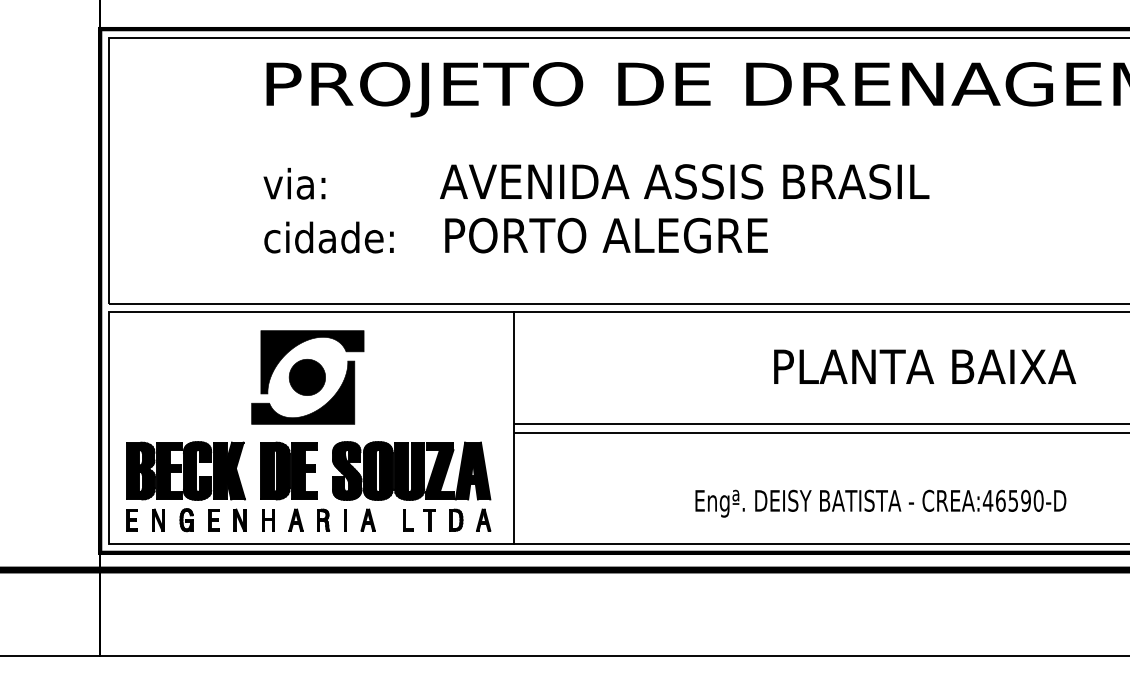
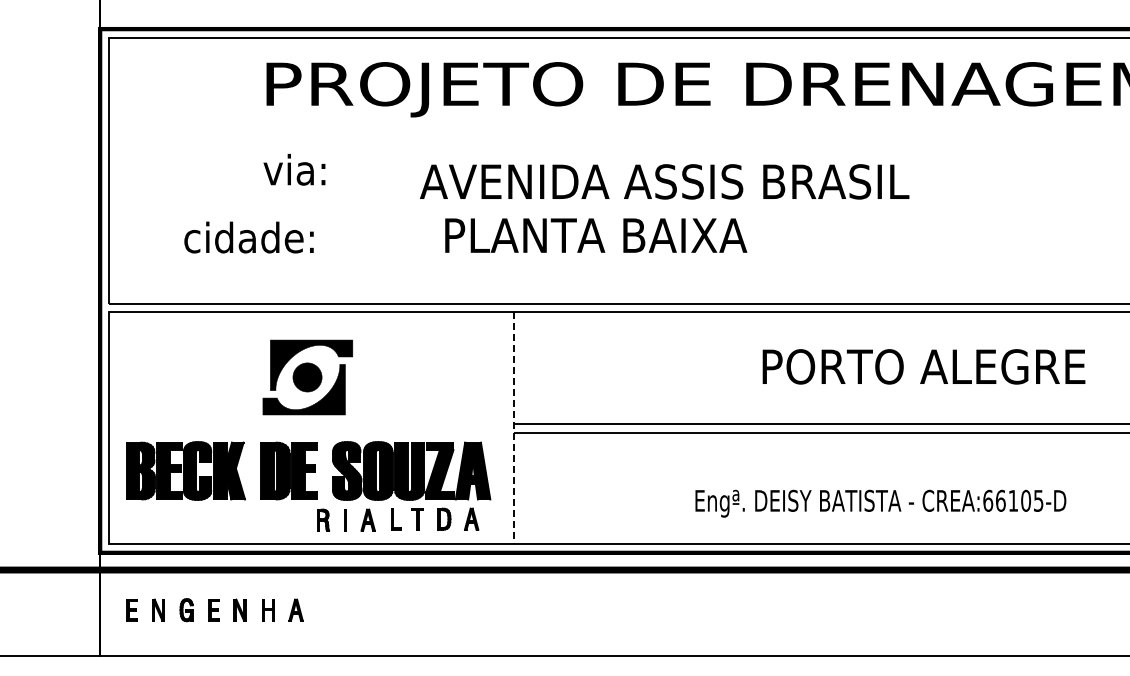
text position: (684, 181) -> (664, 181) (664, 181)
text position: (294, 183) -> (294, 169) (294, 169)
text: PORTO ALEGRE -> PLANTA BAIXA (618, 235)
text position: (328, 237) -> (248, 237) (248, 237)
text: PLANTA BAIXA -> PORTO ALEGRE (923, 366)
part size: 114x95 px -> 91x77 px (307, 377)
line: solid -> dashed (514, 428)
text: CREA:46590-D -> CREA:66105-D (1012, 500)
part position: (447, 519) -> (435, 518) (435, 518)
part position: (214, 520) -> (214, 610) (214, 610)
